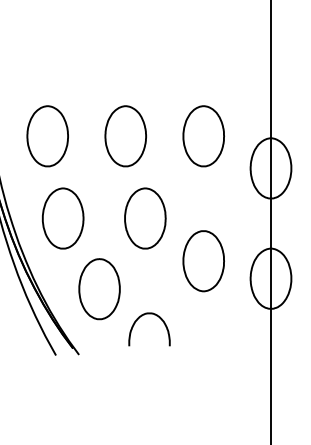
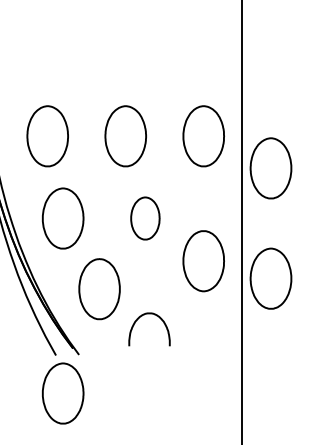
part size: 43x63 px -> 31x45 px (145, 218)
line position: (271, 221) -> (242, 221) (242, 221)
part: none -> present (62, 393)
